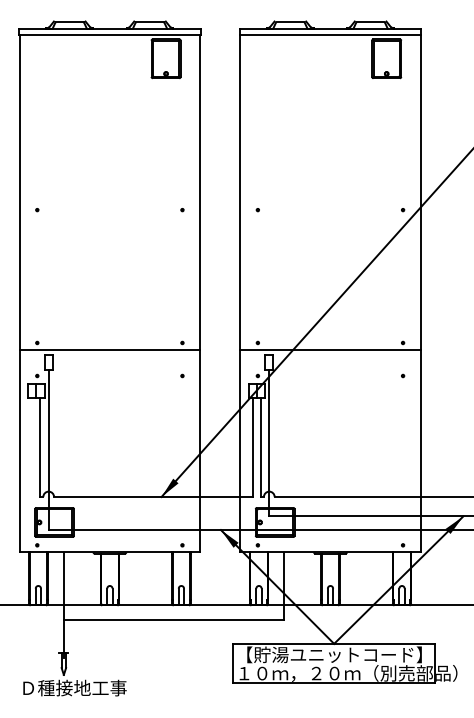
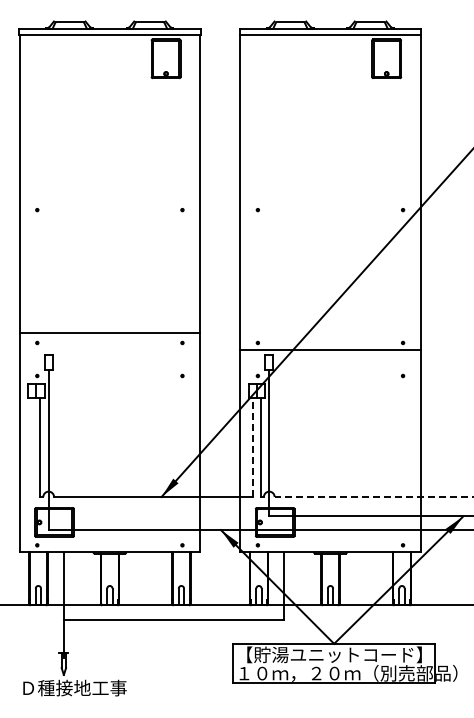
line position: (109, 349) -> (109, 332) (109, 332)
line: solid -> dashed (252, 447)
line: solid -> dashed (373, 497)
